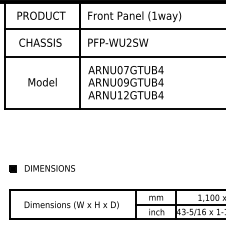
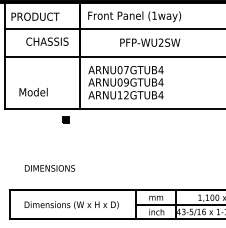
text position: (41, 15) -> (35, 16) (35, 16)
text position: (40, 42) -> (47, 41) (47, 41)
text position: (118, 42) -> (150, 42) (150, 42)
text position: (42, 82) -> (33, 92) (33, 92)
part position: (12, 168) -> (65, 119) (65, 119)
